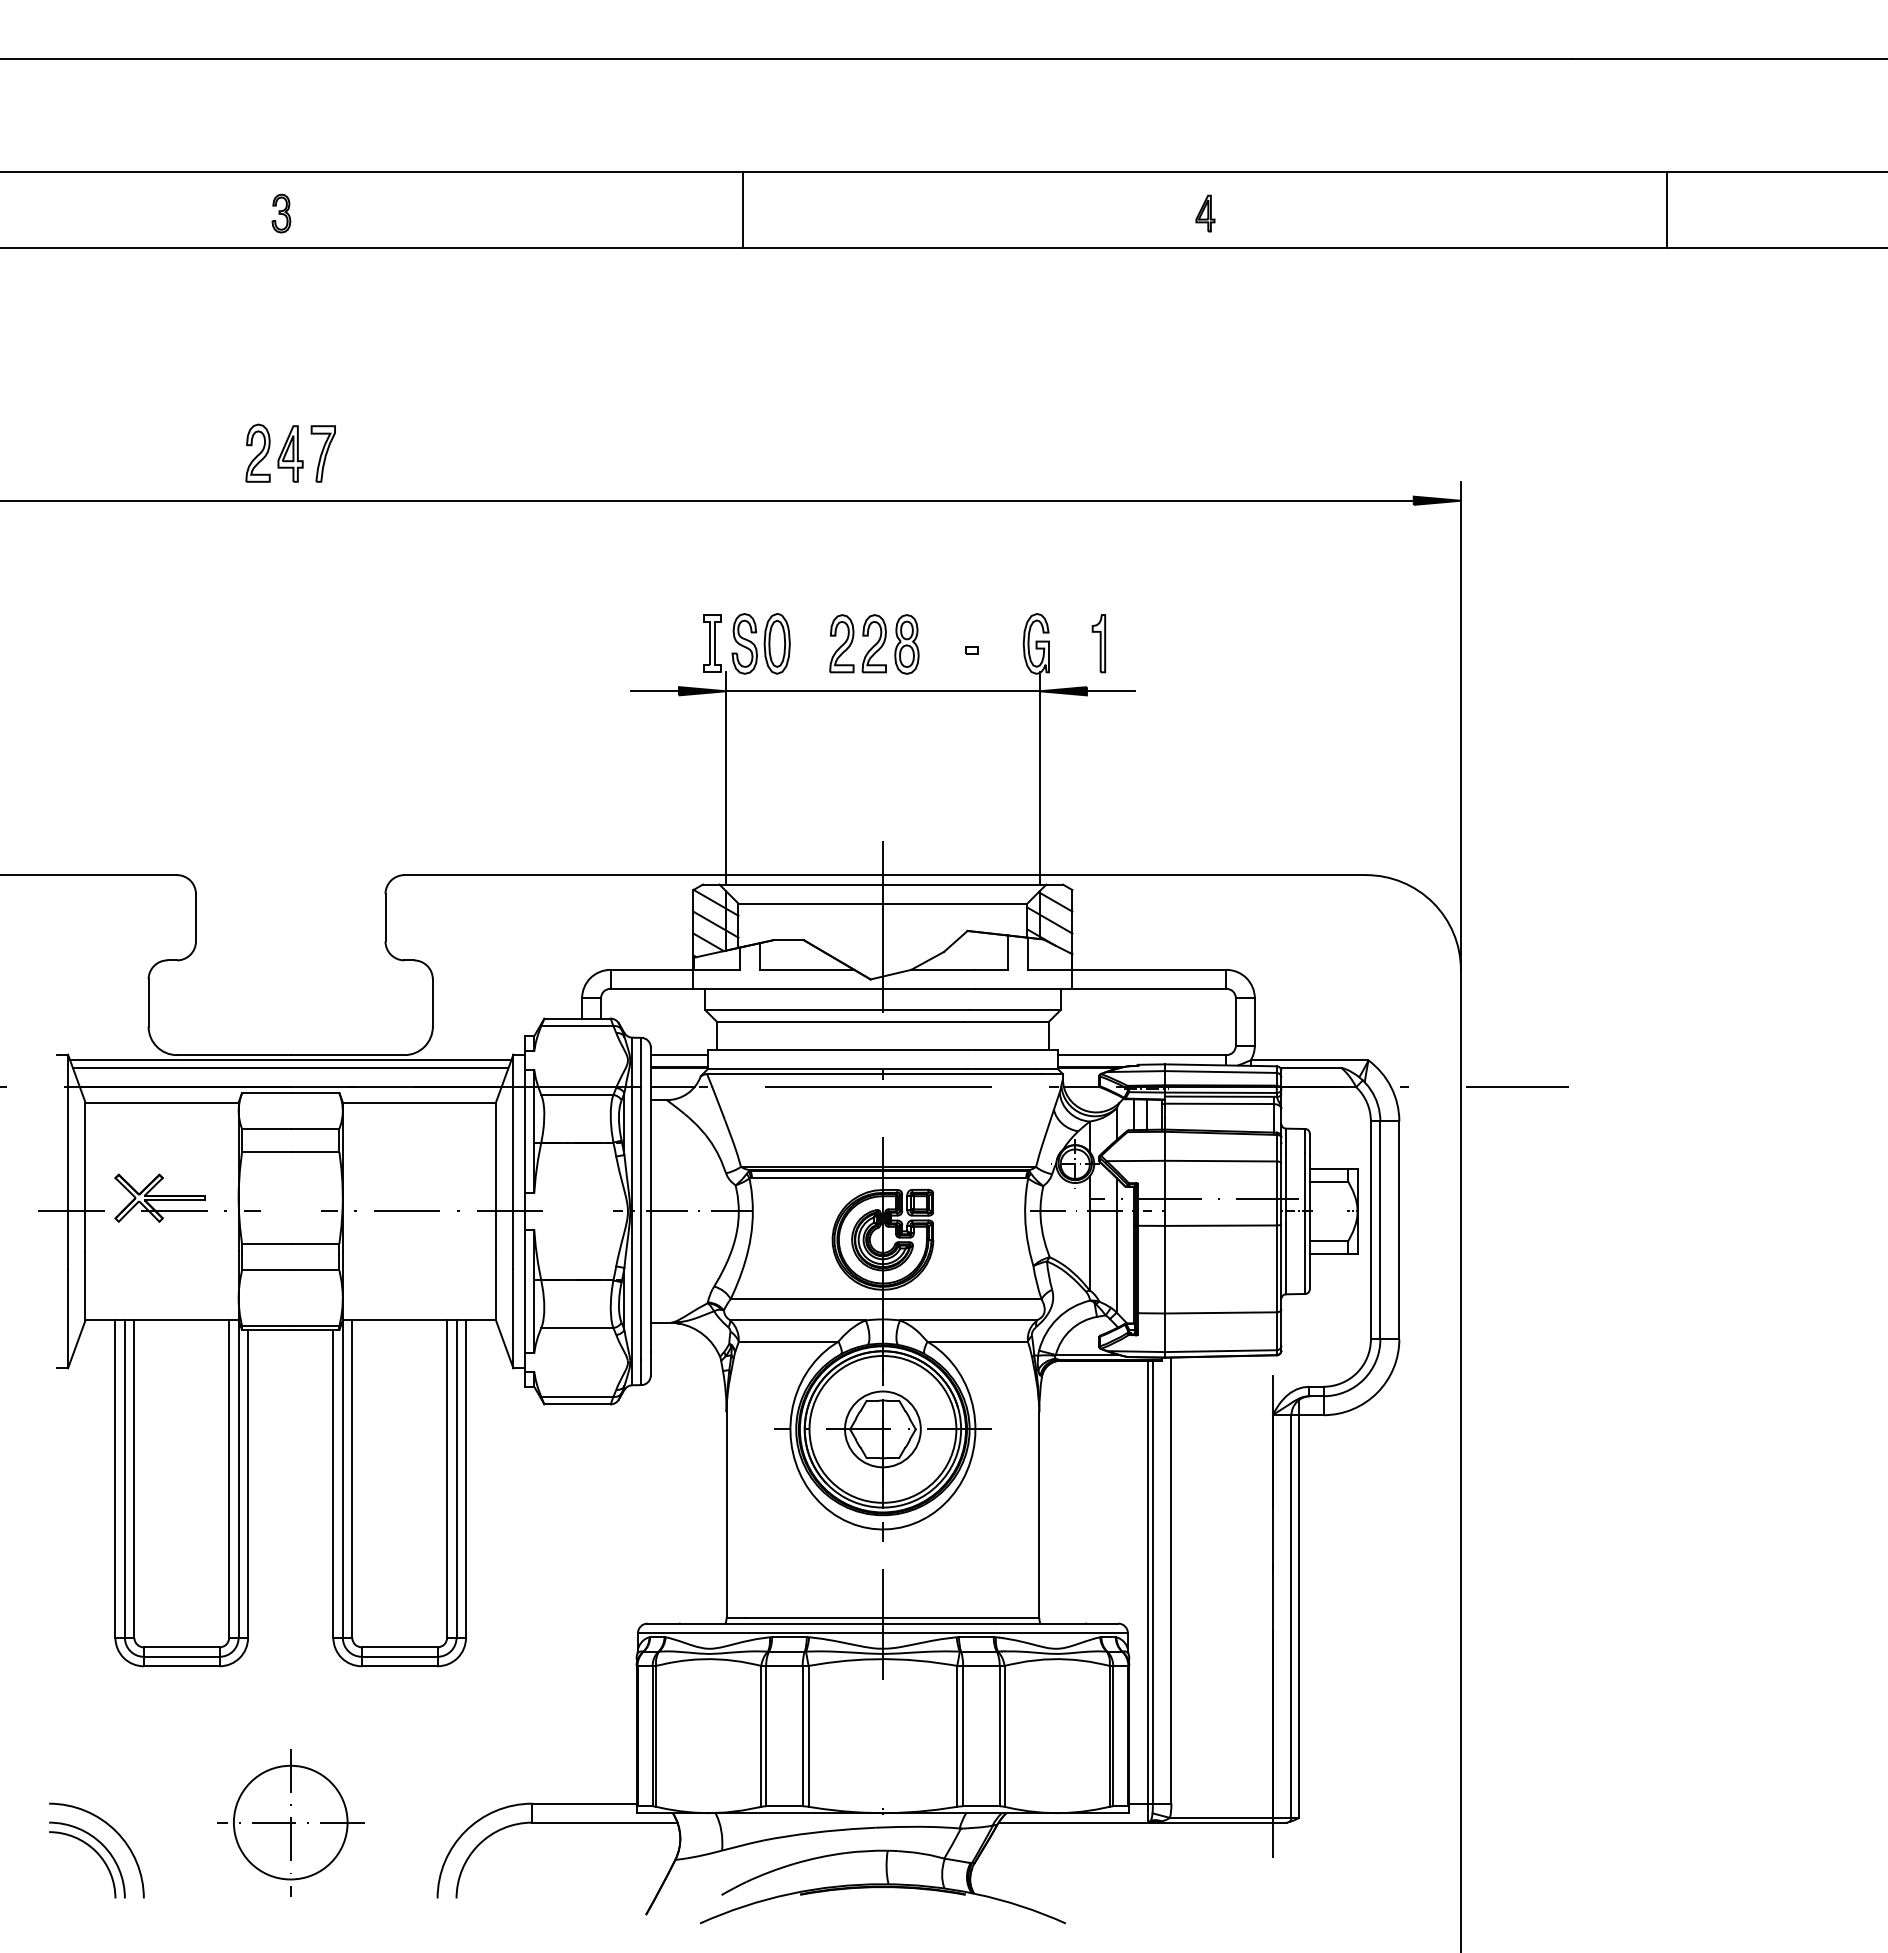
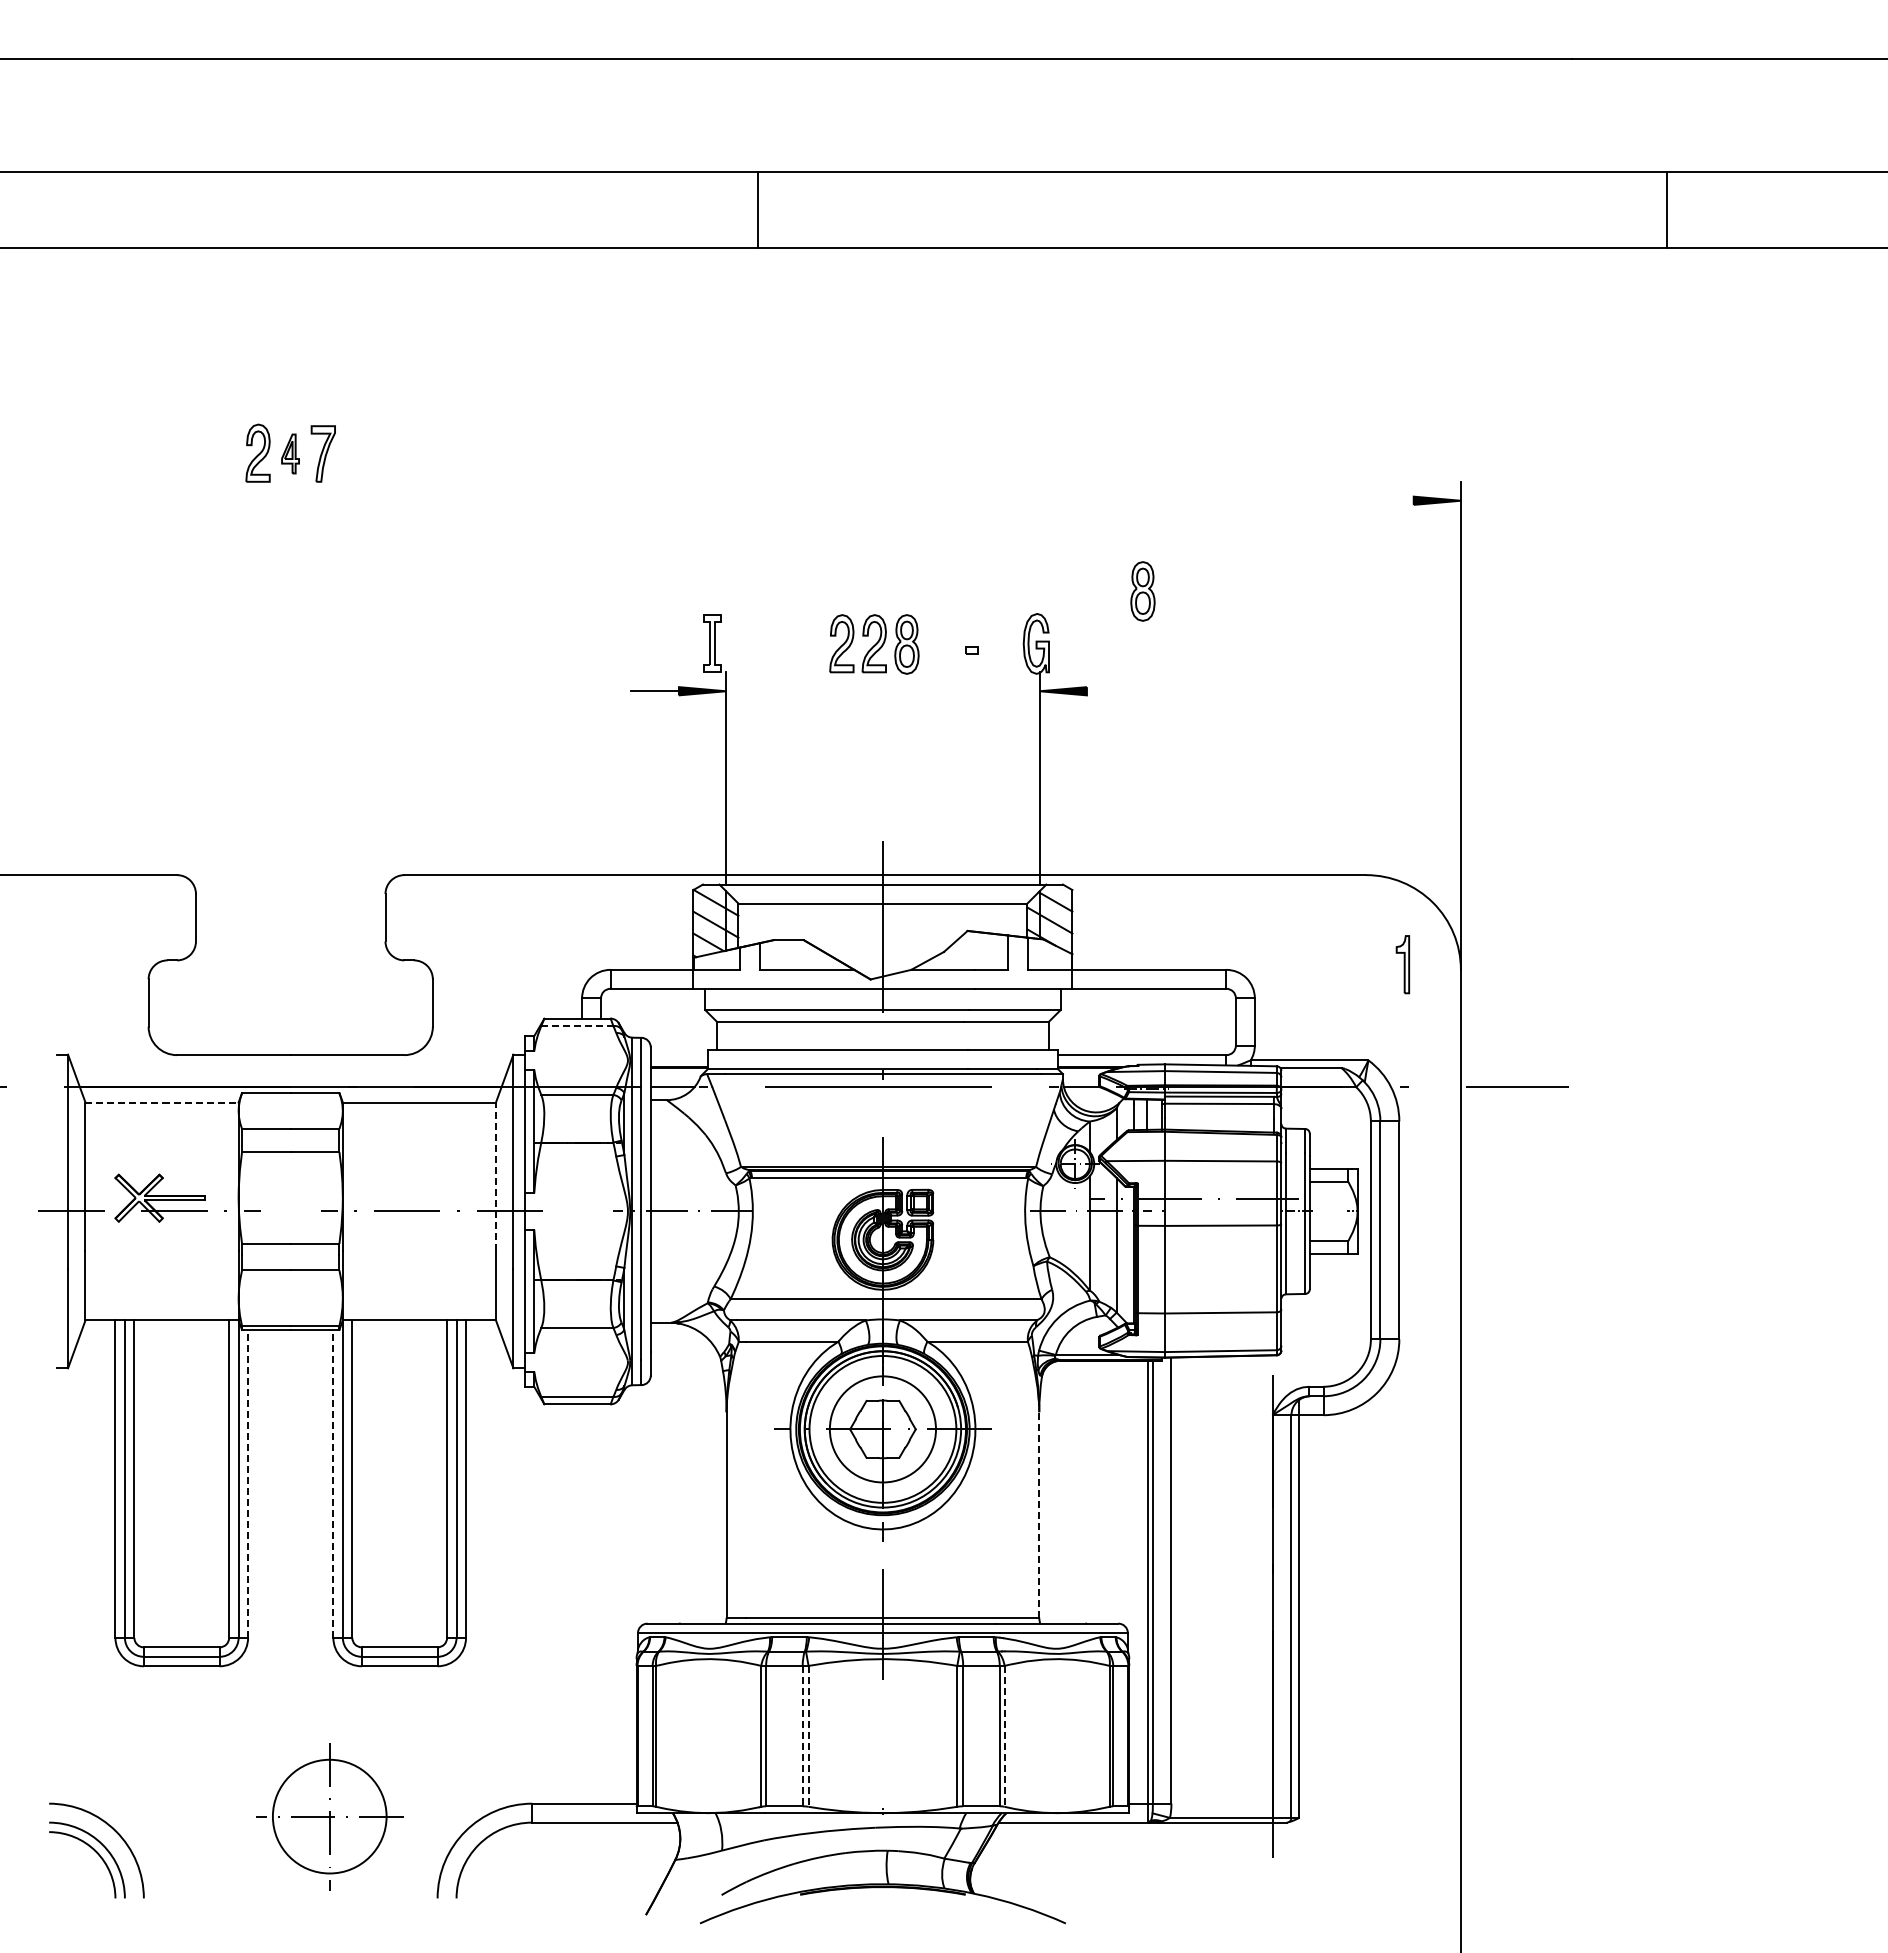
line position: (742, 210) -> (757, 210) (757, 210)
part: present -> none (281, 213)
part: present -> none (1205, 213)
part size: 27x58 px -> 19x42 px (290, 453)
line: present -> none (707, 500)
part: none -> present (1142, 591)
part: present -> none (760, 643)
part position: (1098, 643) -> (1402, 964) (1402, 964)
line: present -> none (882, 691)
line: present -> none (1110, 691)
line: solid -> dashed (577, 1026)
line: present -> none (678, 1055)
line: present -> none (290, 1060)
line: present -> none (290, 1068)
line: solid -> dashed (162, 1102)
line: solid -> dashed (495, 1176)
circle diameter: 76 px -> 106 px (882, 1429)
line: solid -> dashed (248, 1483)
line: solid -> dashed (333, 1483)
line: solid -> dashed (1039, 1514)
line: solid -> dashed (802, 1736)
line: solid -> dashed (808, 1736)
line: solid -> dashed (1004, 1736)
part position: (290, 1822) -> (329, 1816) (329, 1816)
